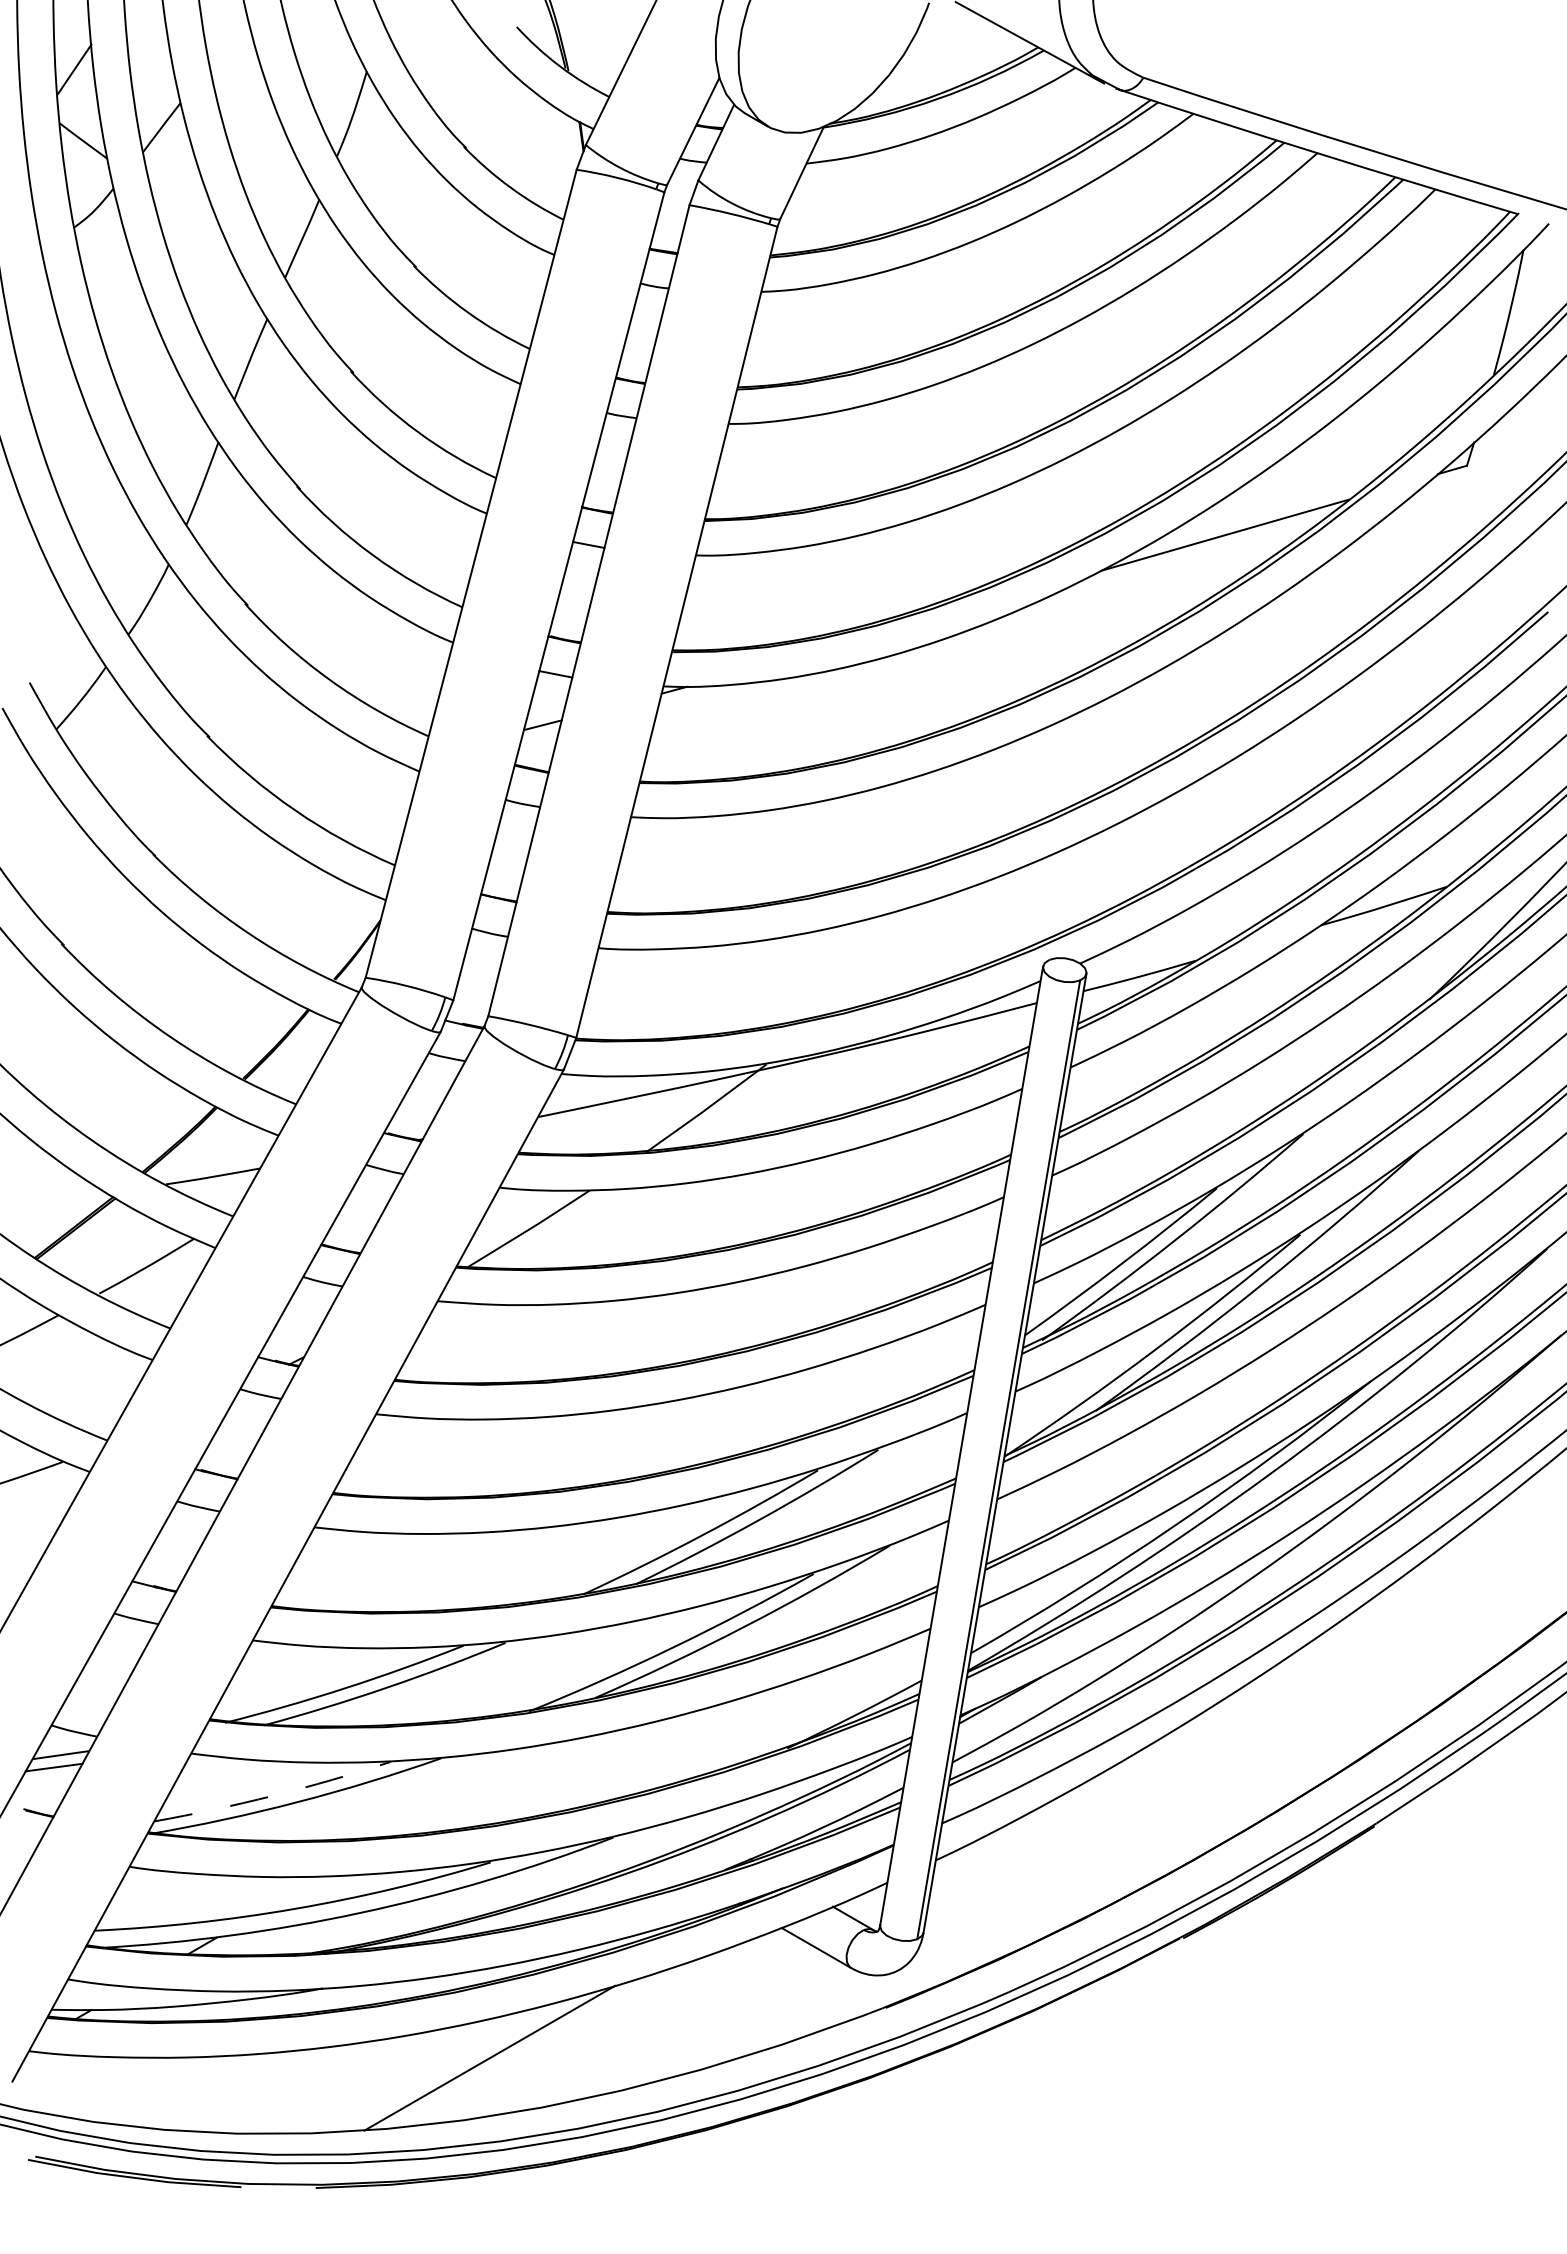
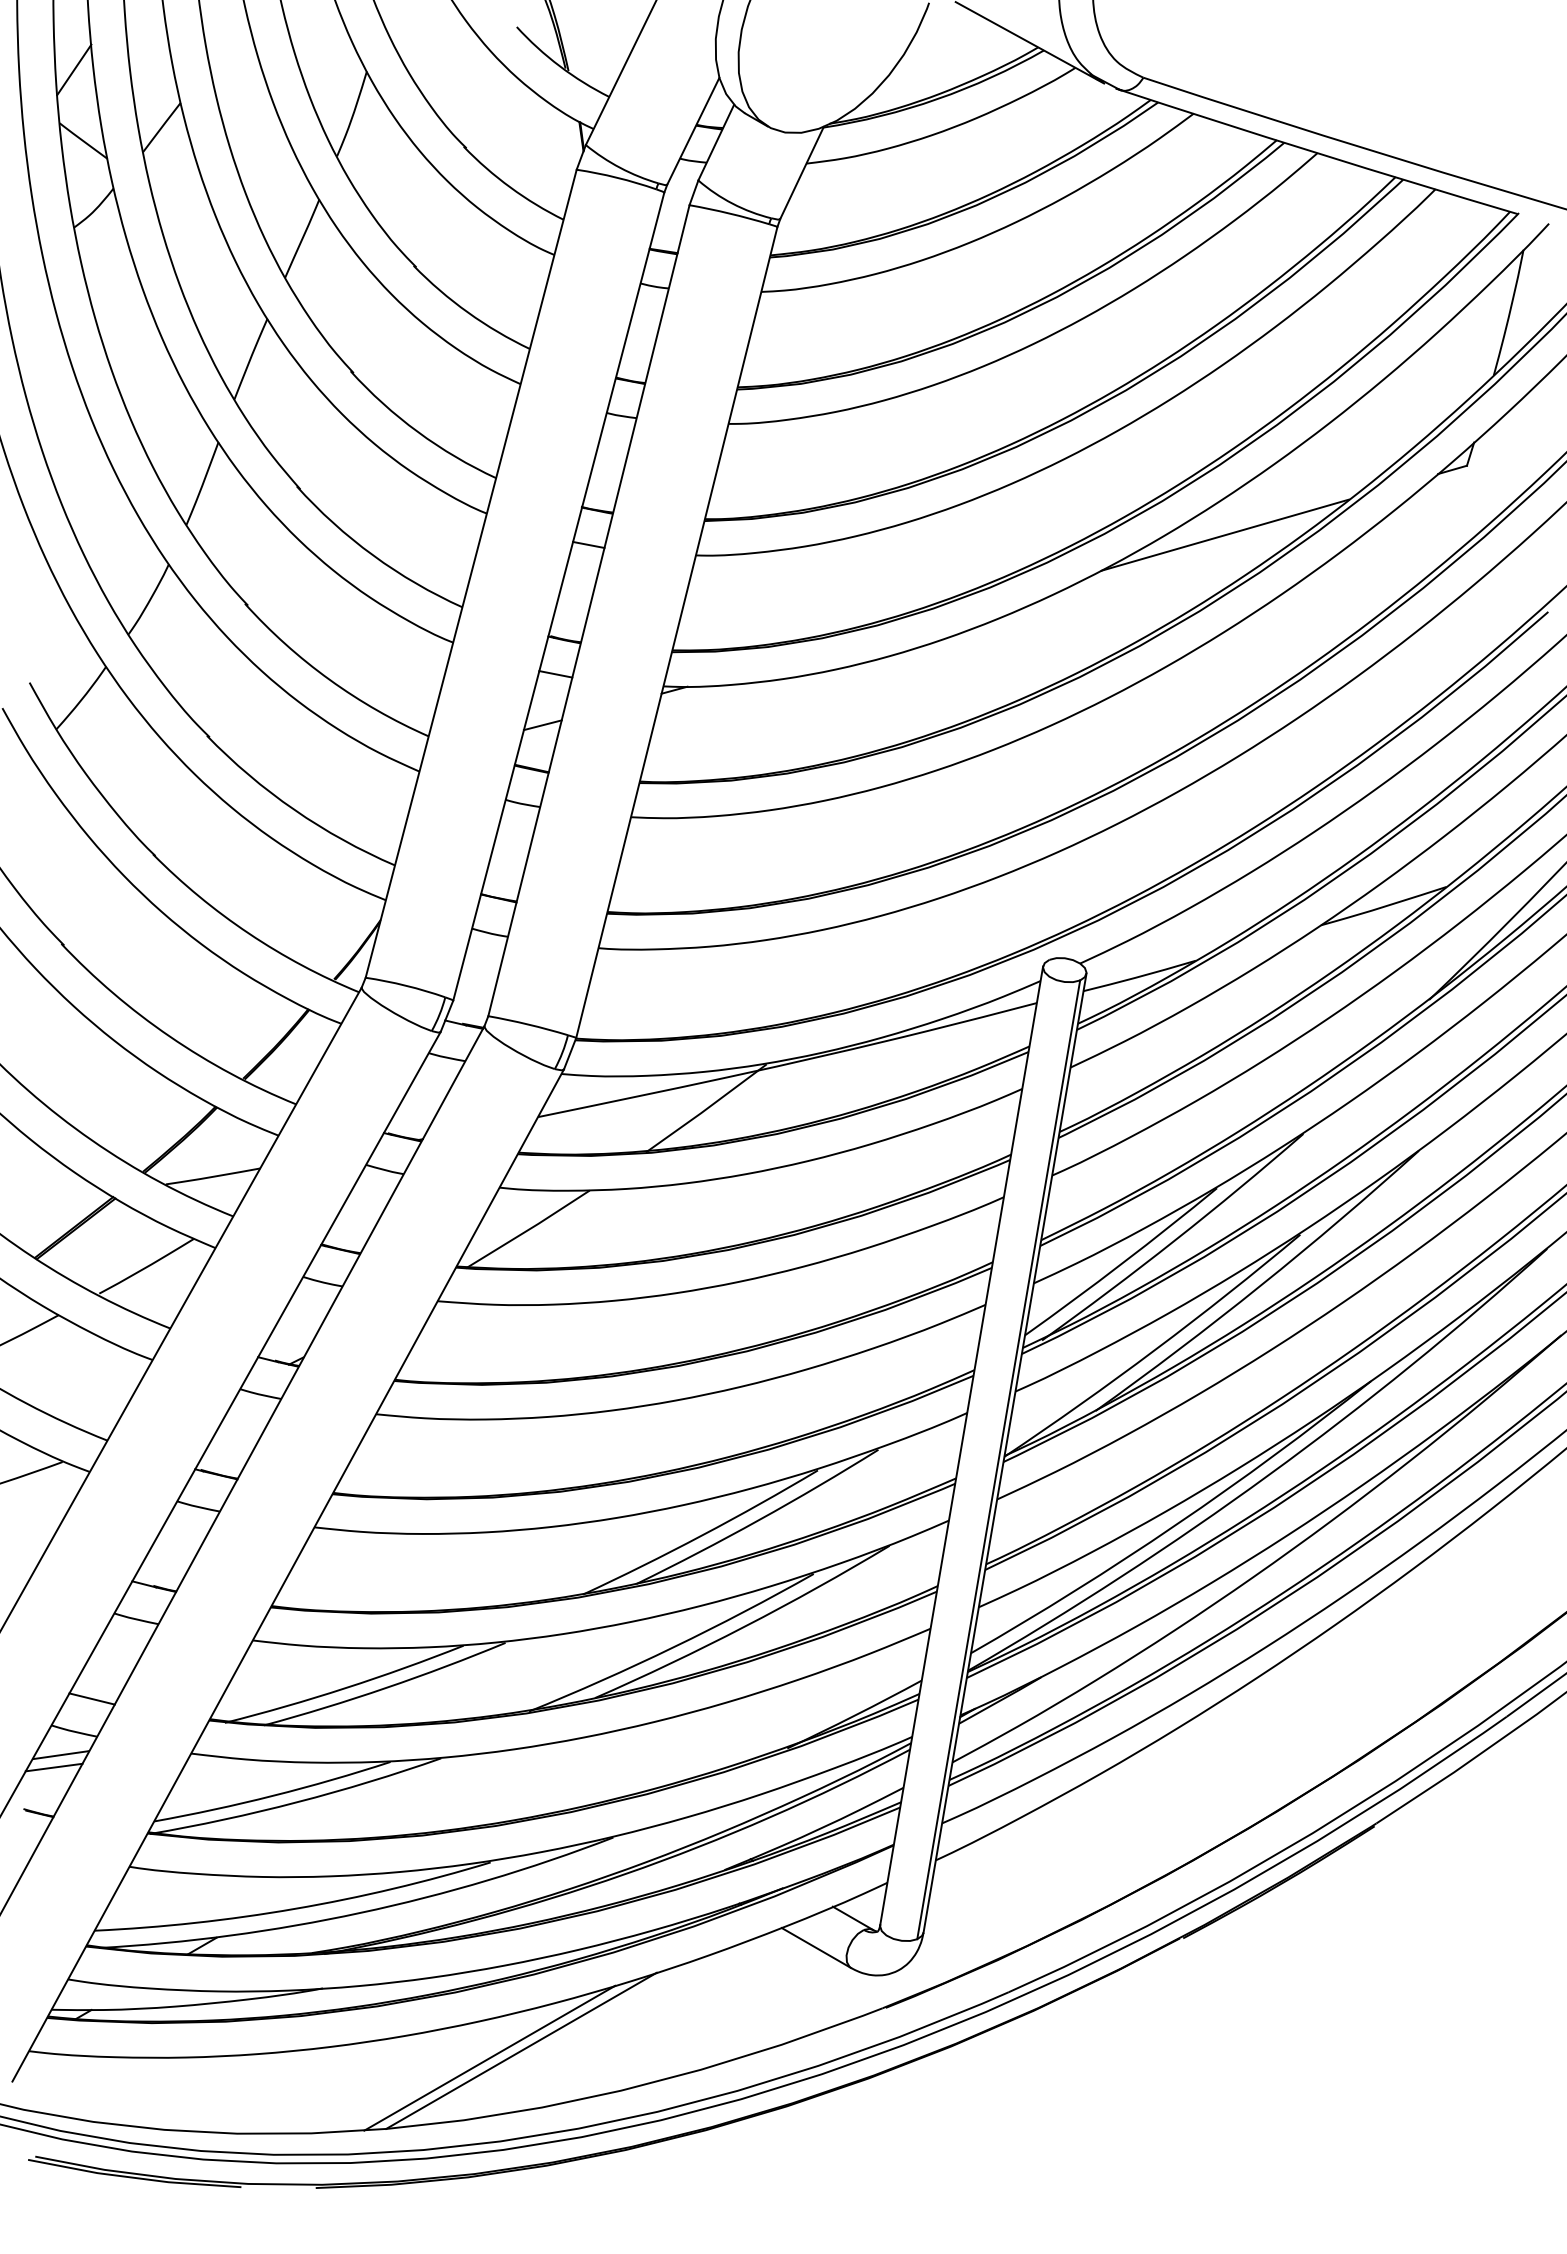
line: none -> present (91, 1698)
arc: dashed -> solid (273, 1795)
line: none -> present (521, 2050)
